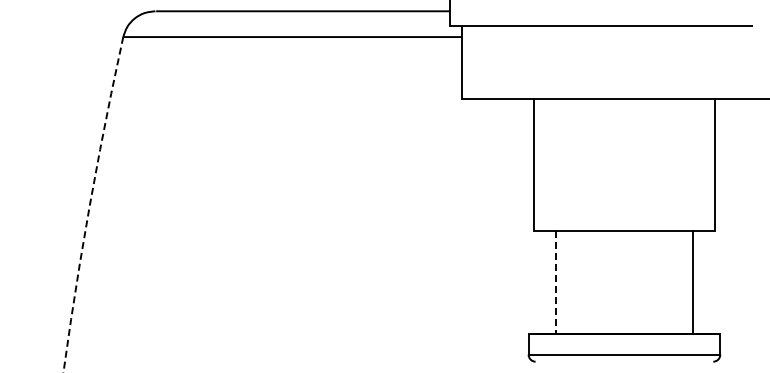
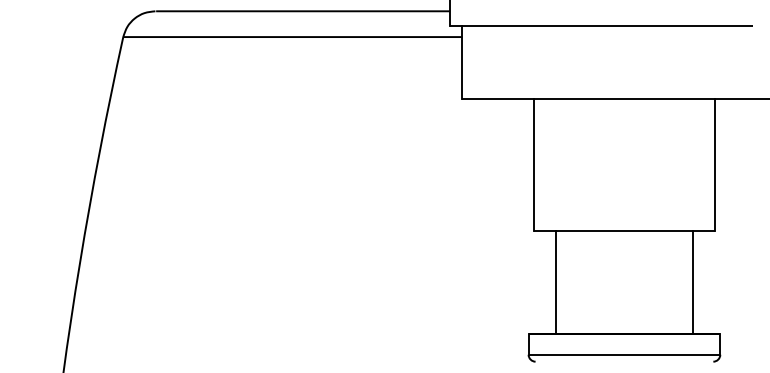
arc: dashed -> solid (89, 205)
line: dashed -> solid (556, 283)
